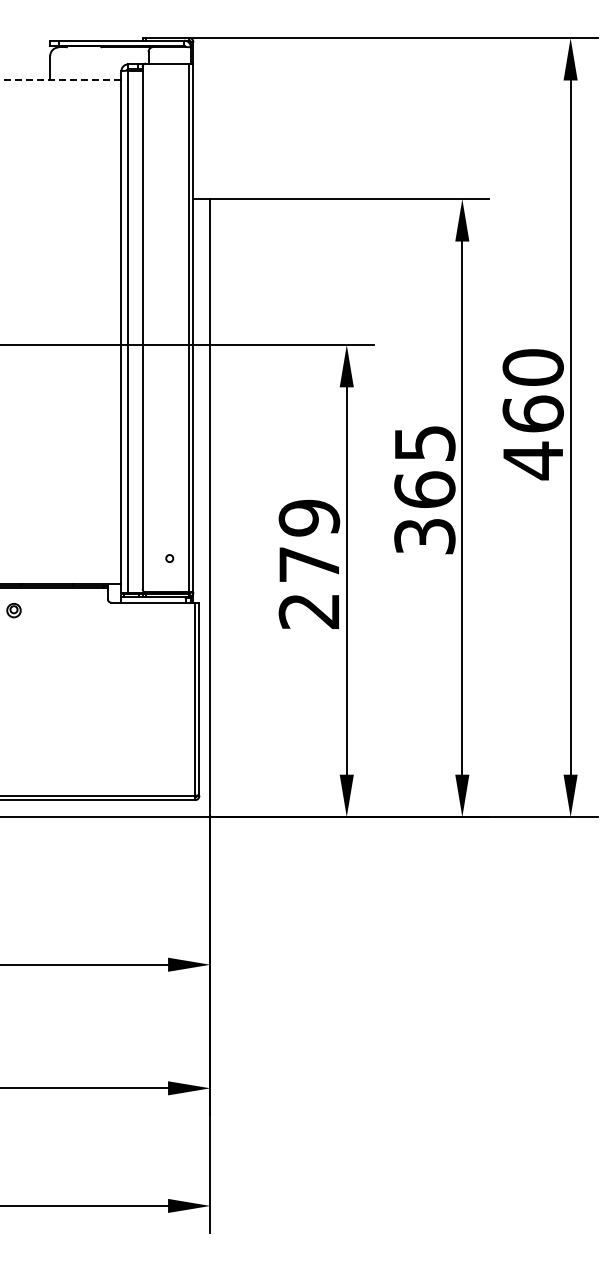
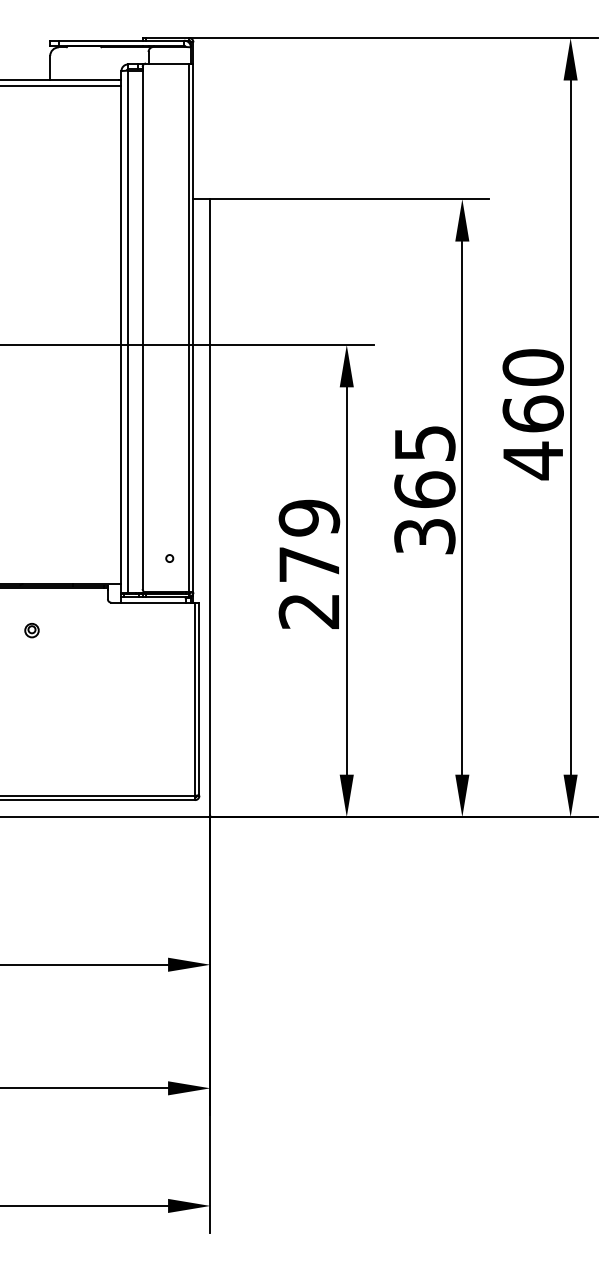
line: dashed -> solid (60, 80)
line: none -> present (61, 85)
part position: (13, 610) -> (31, 630) (31, 630)
